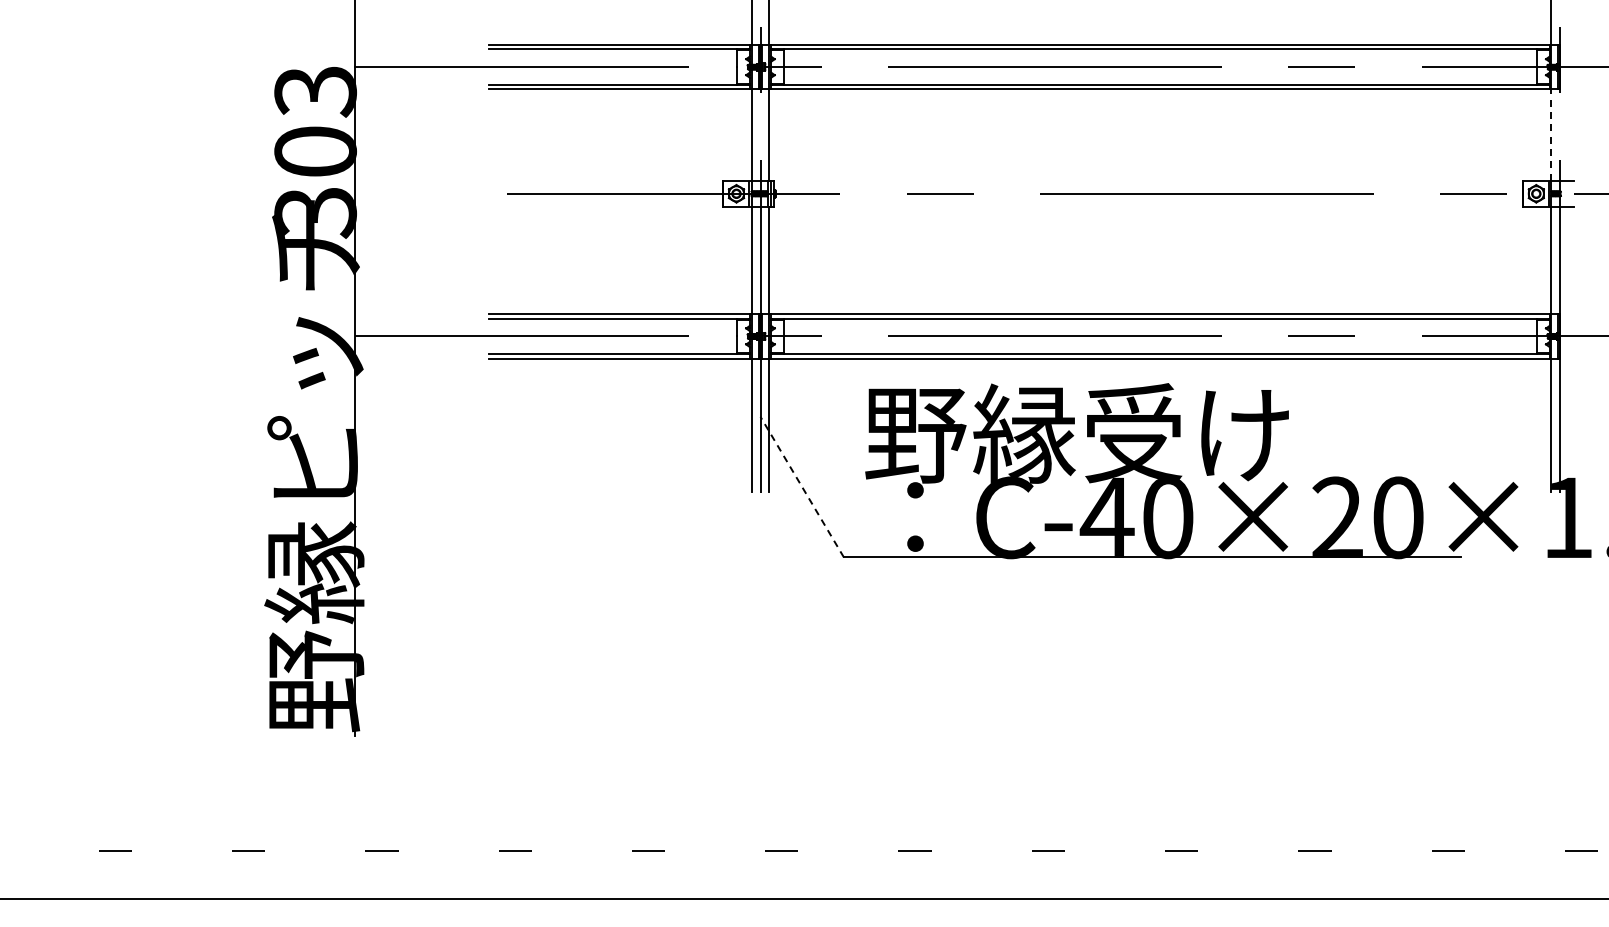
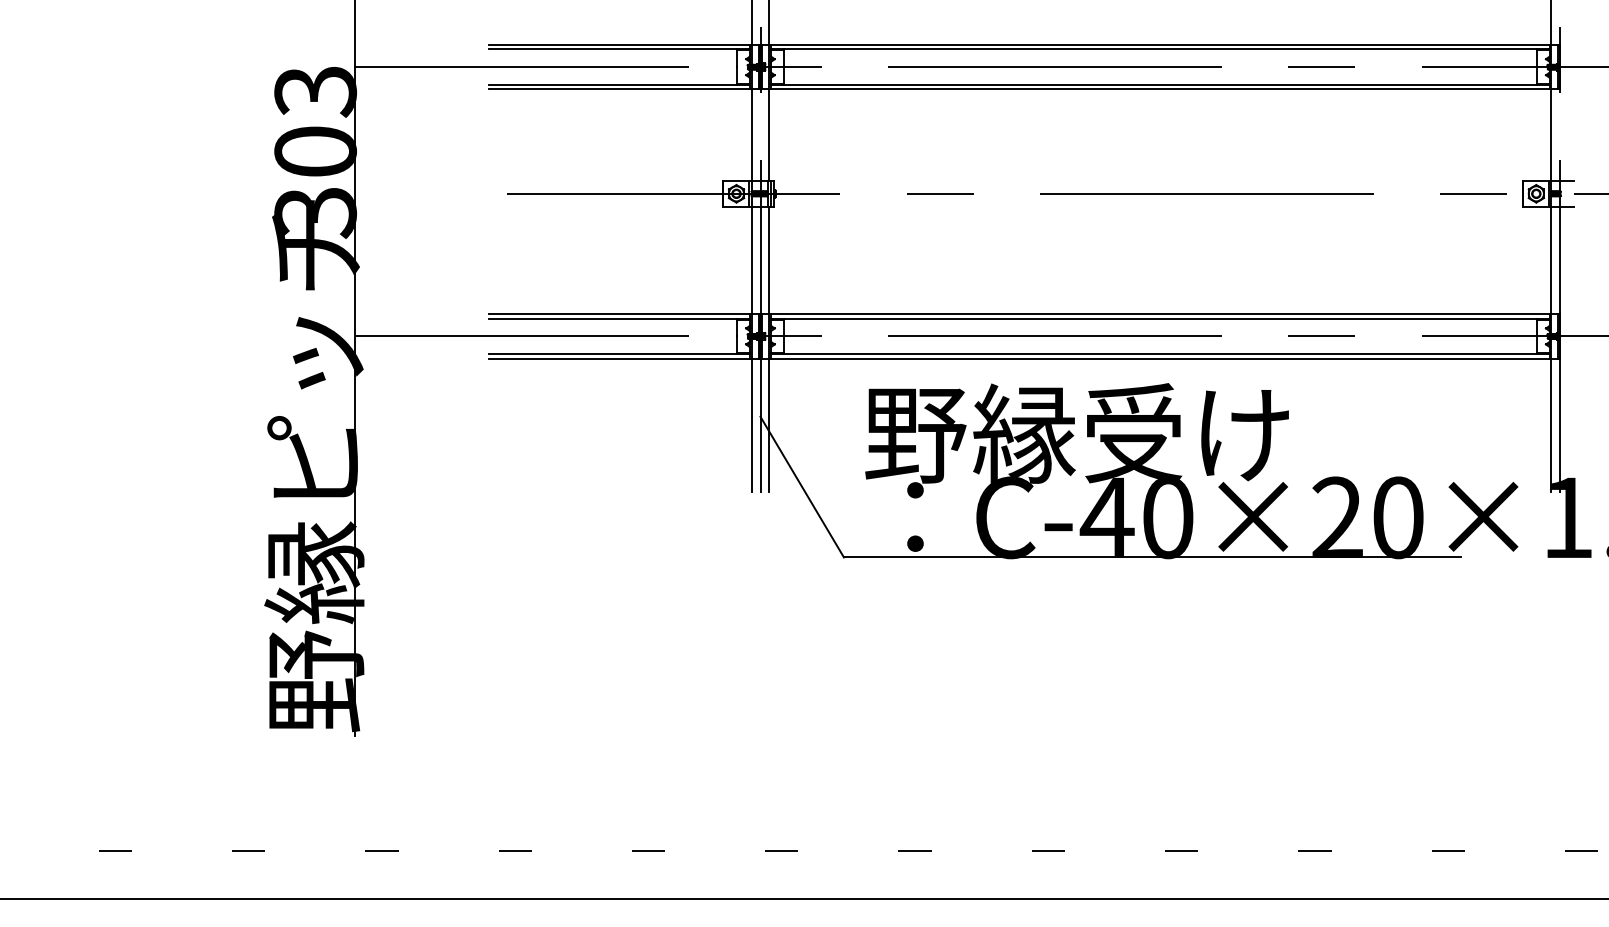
line: dashed -> solid (1551, 134)
line: dashed -> solid (802, 487)
